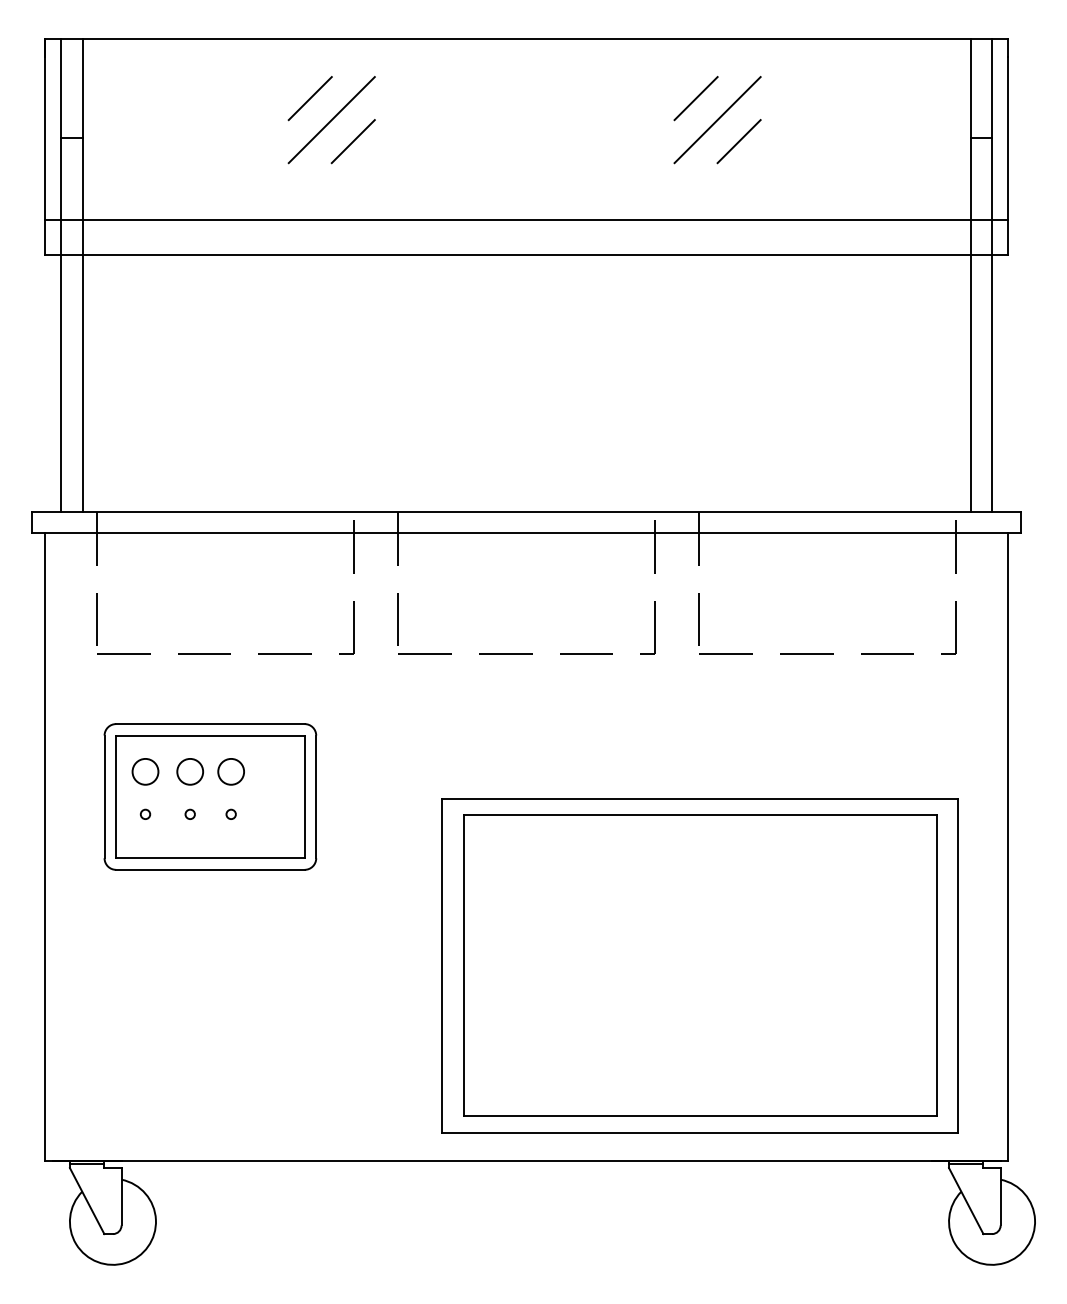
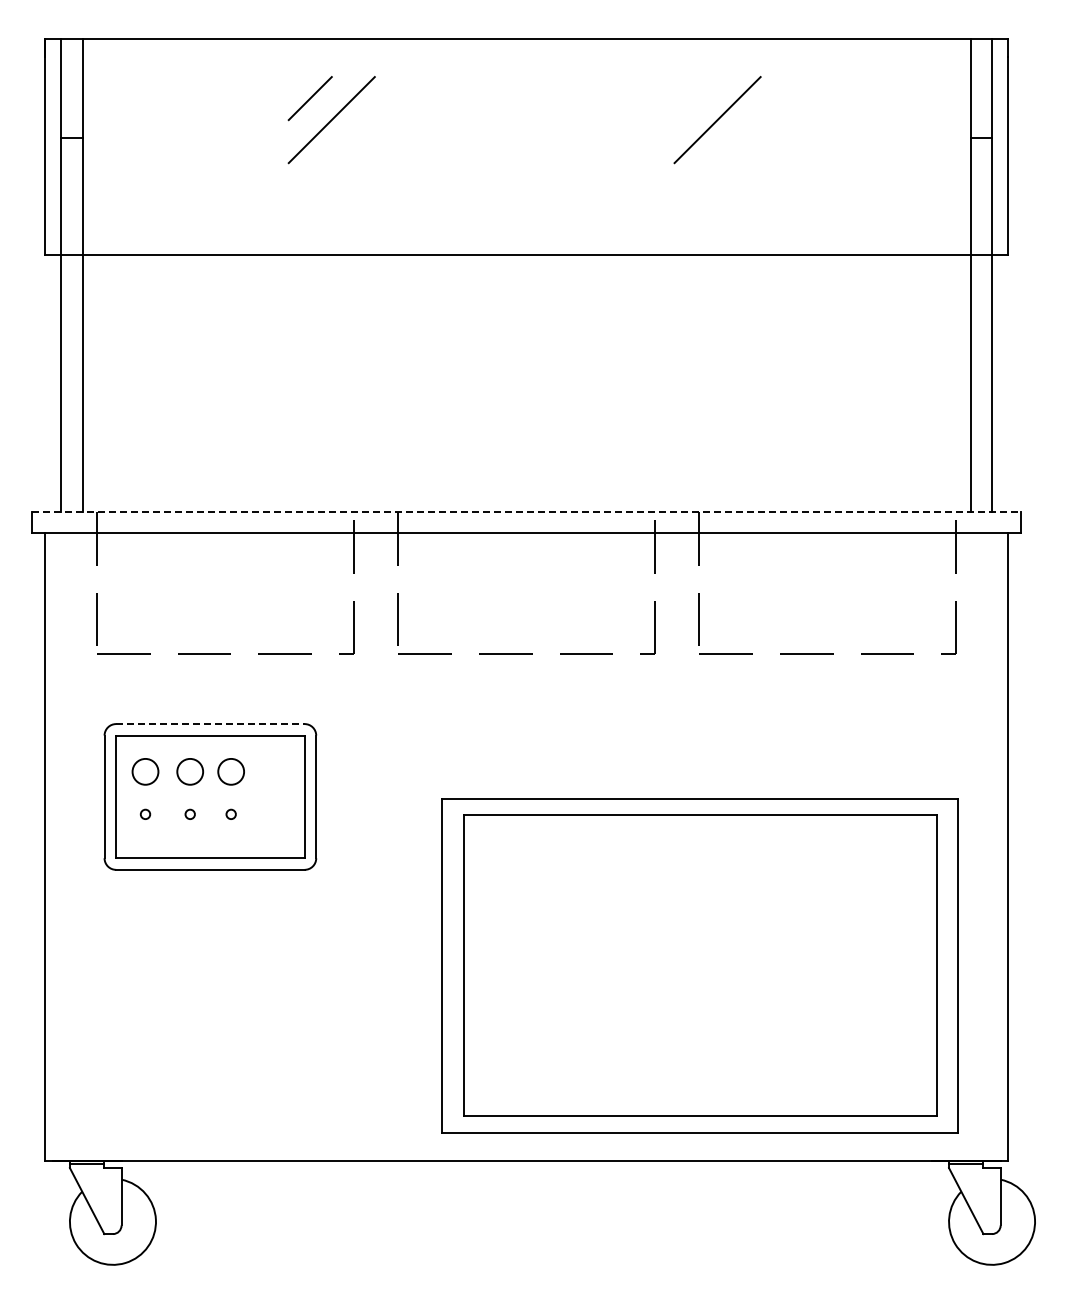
line: present -> none (695, 98)
line: present -> none (352, 141)
line: present -> none (738, 141)
line: present -> none (526, 219)
line: solid -> dashed (526, 511)
line: solid -> dashed (210, 724)
